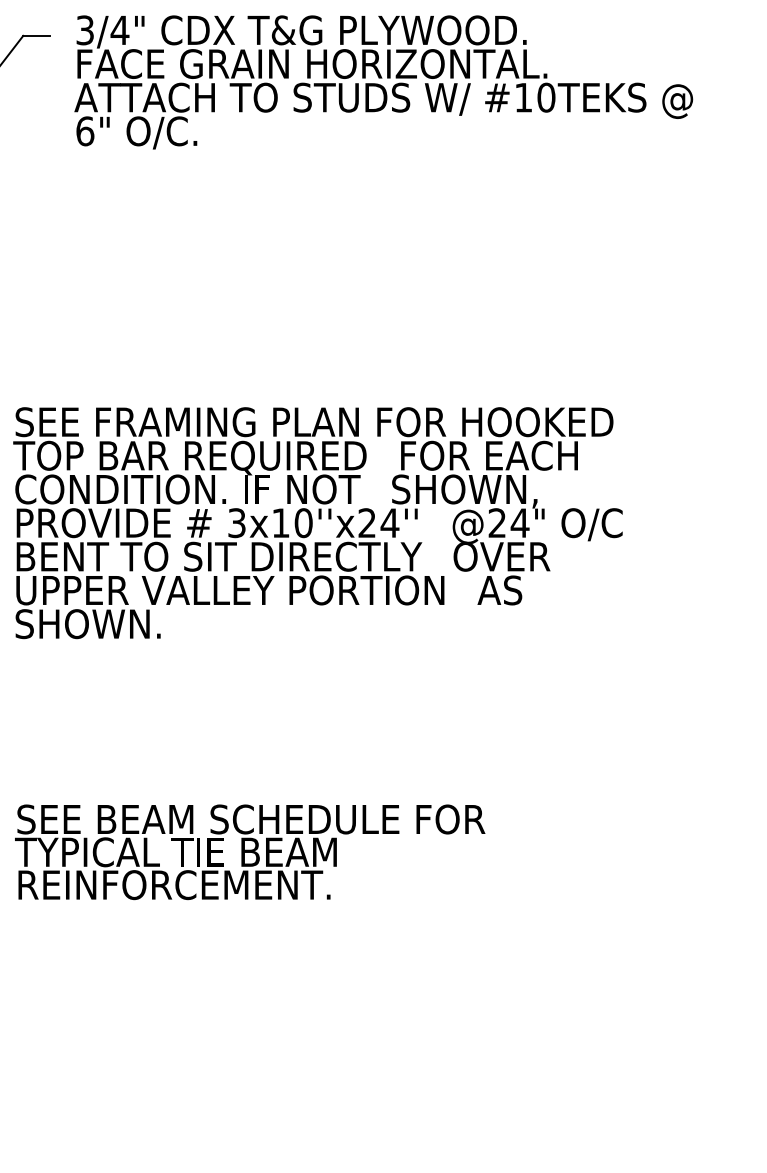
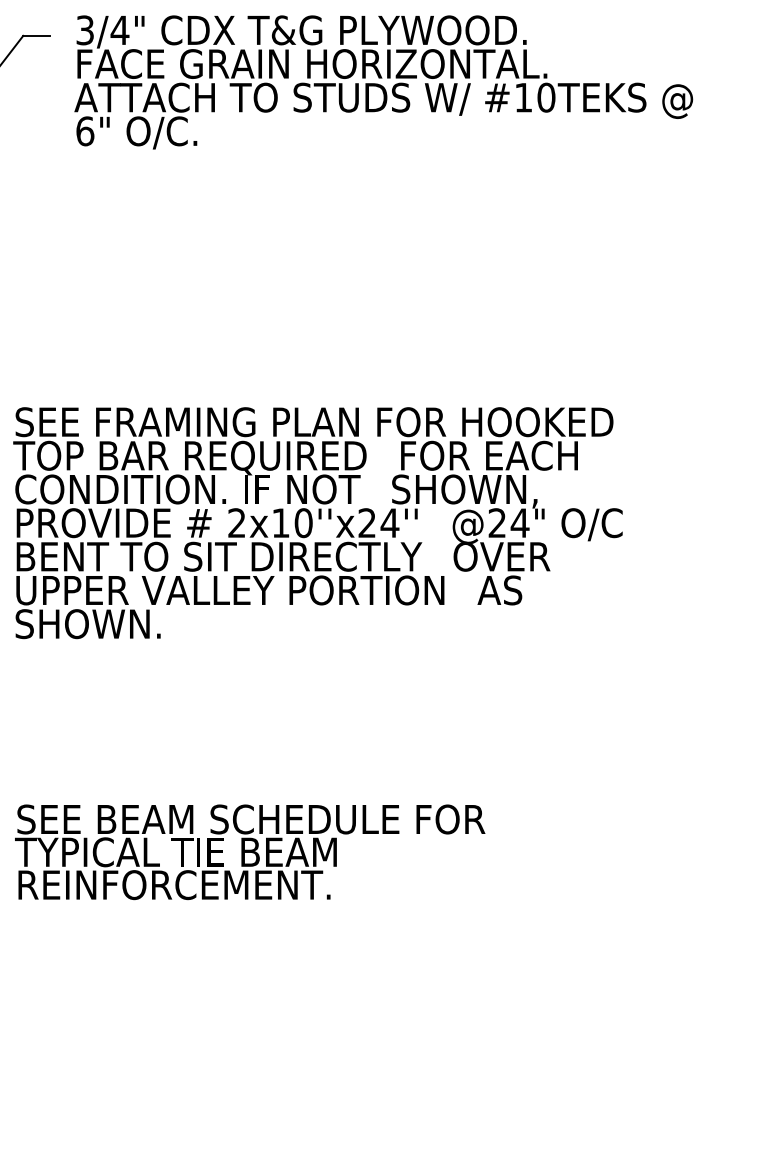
text: 3x10''x24'' -> 2x10''x24'' (236, 523)
